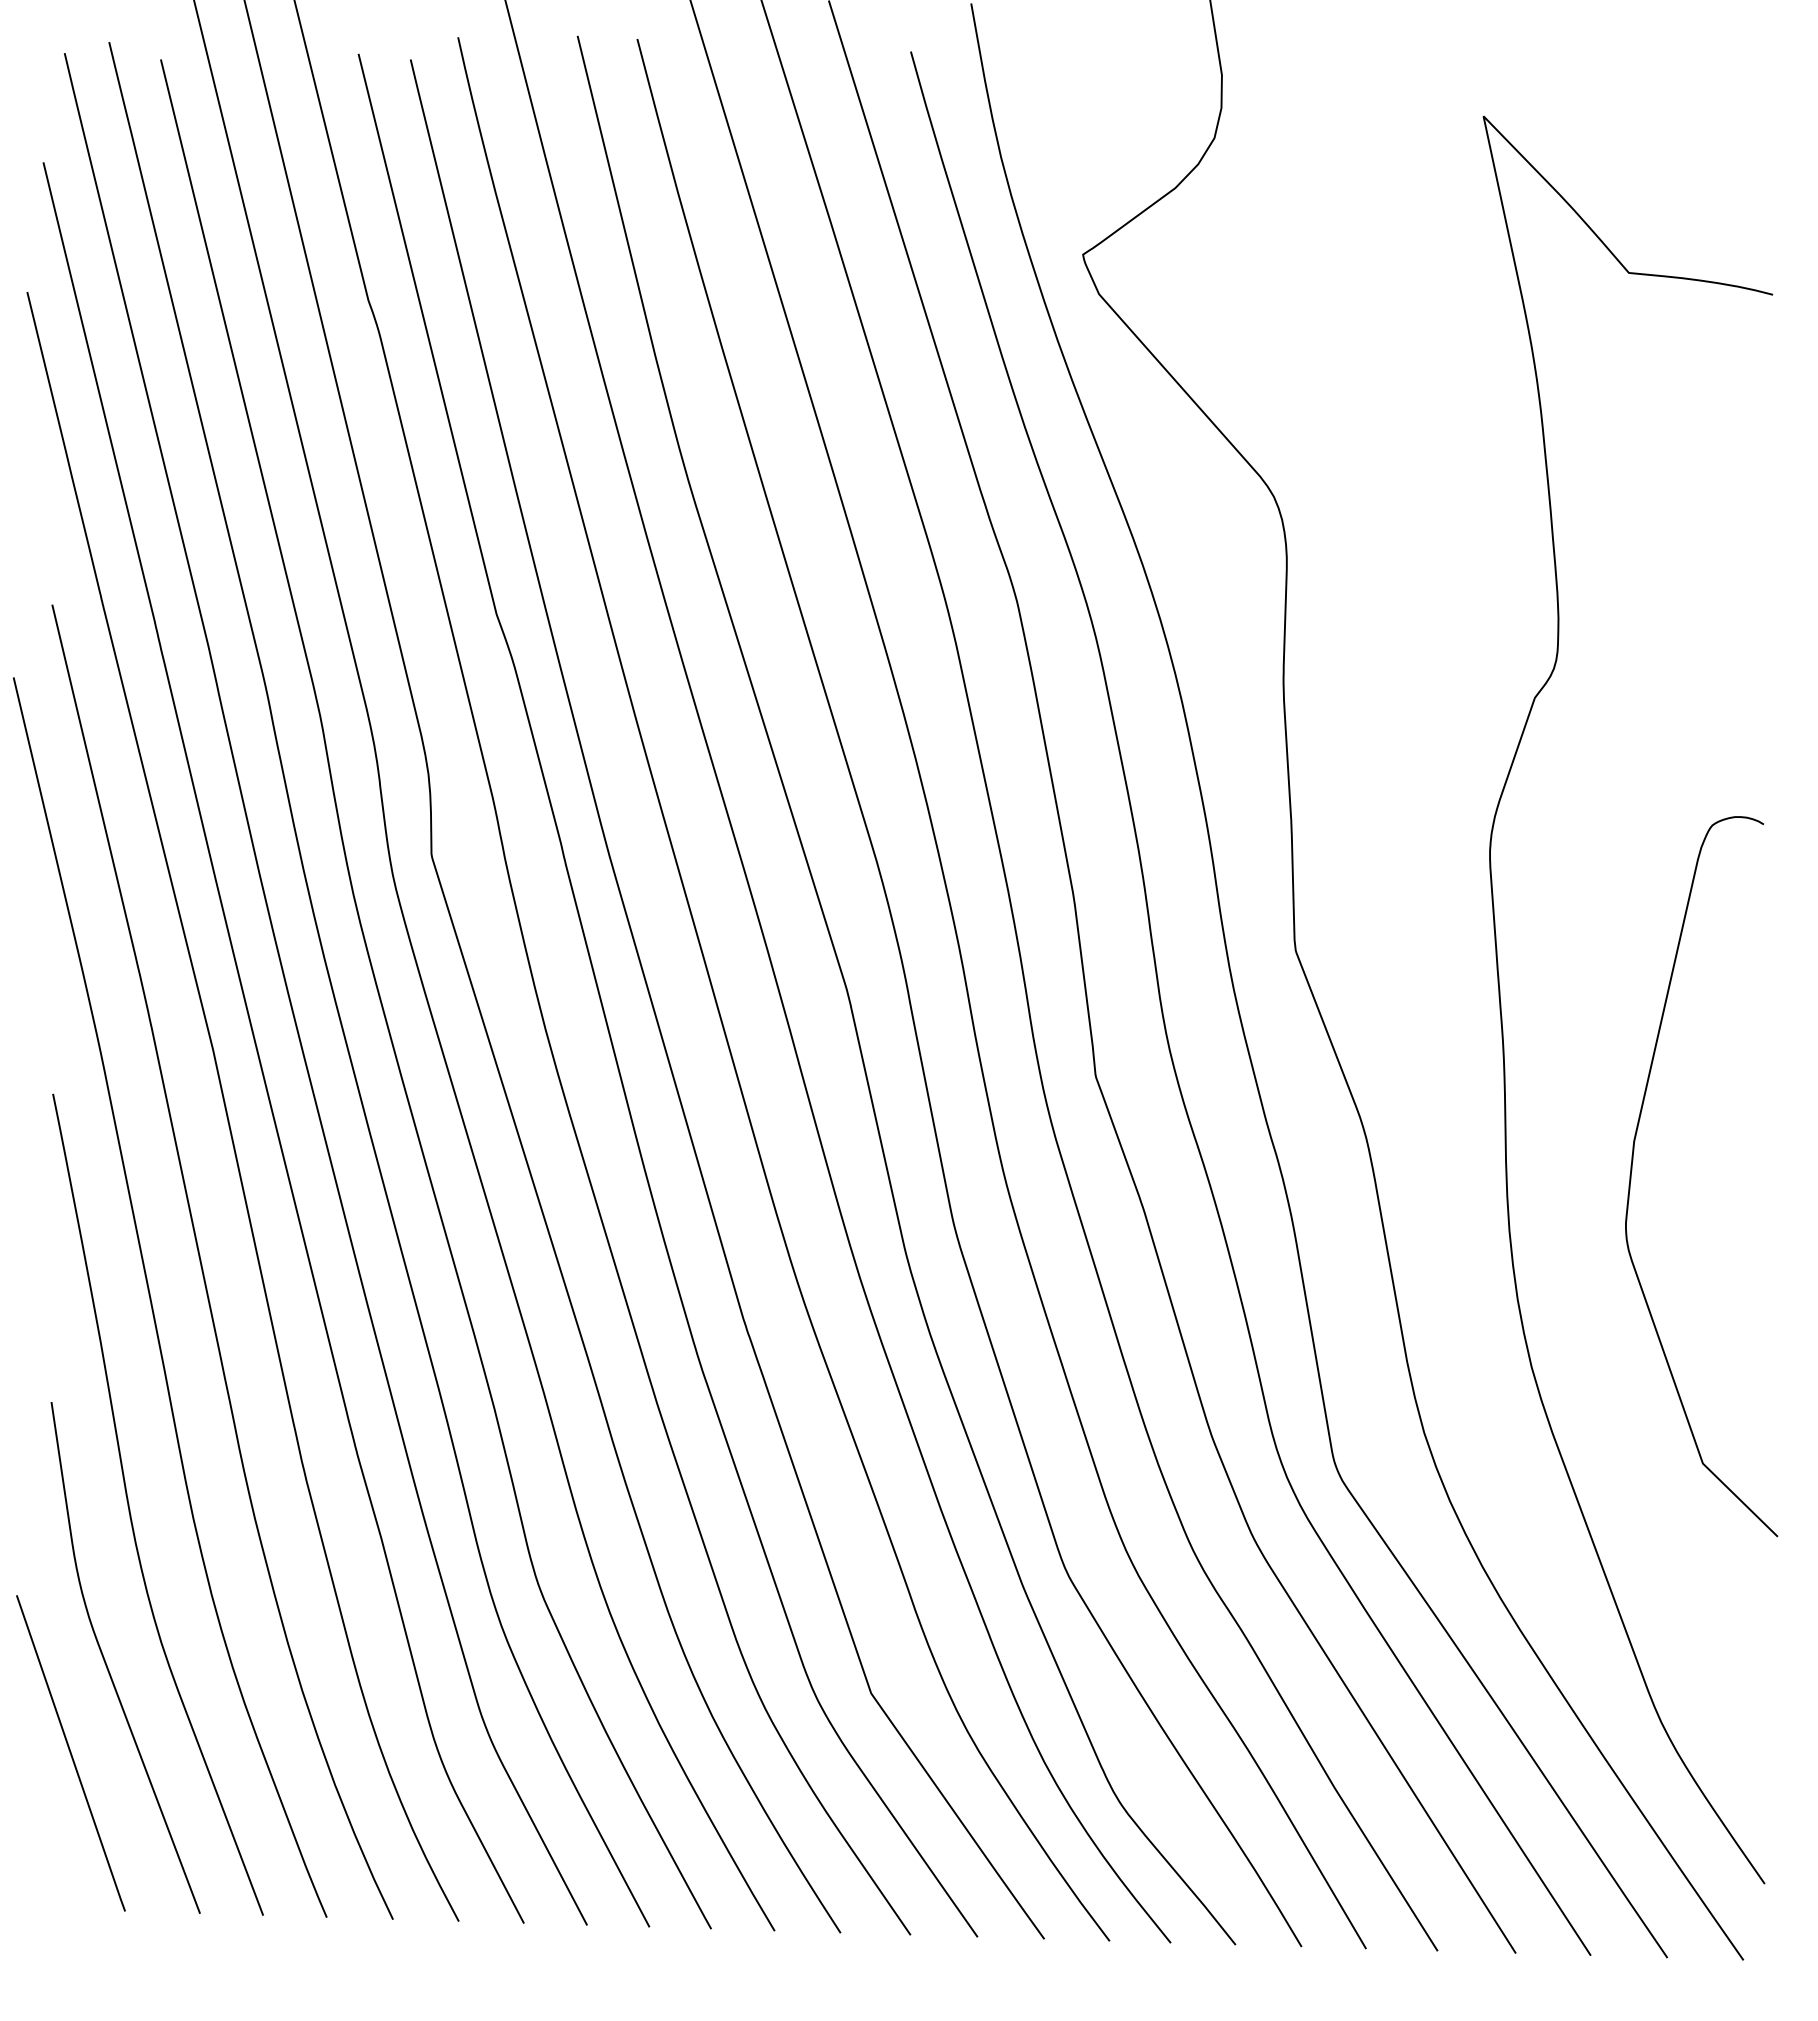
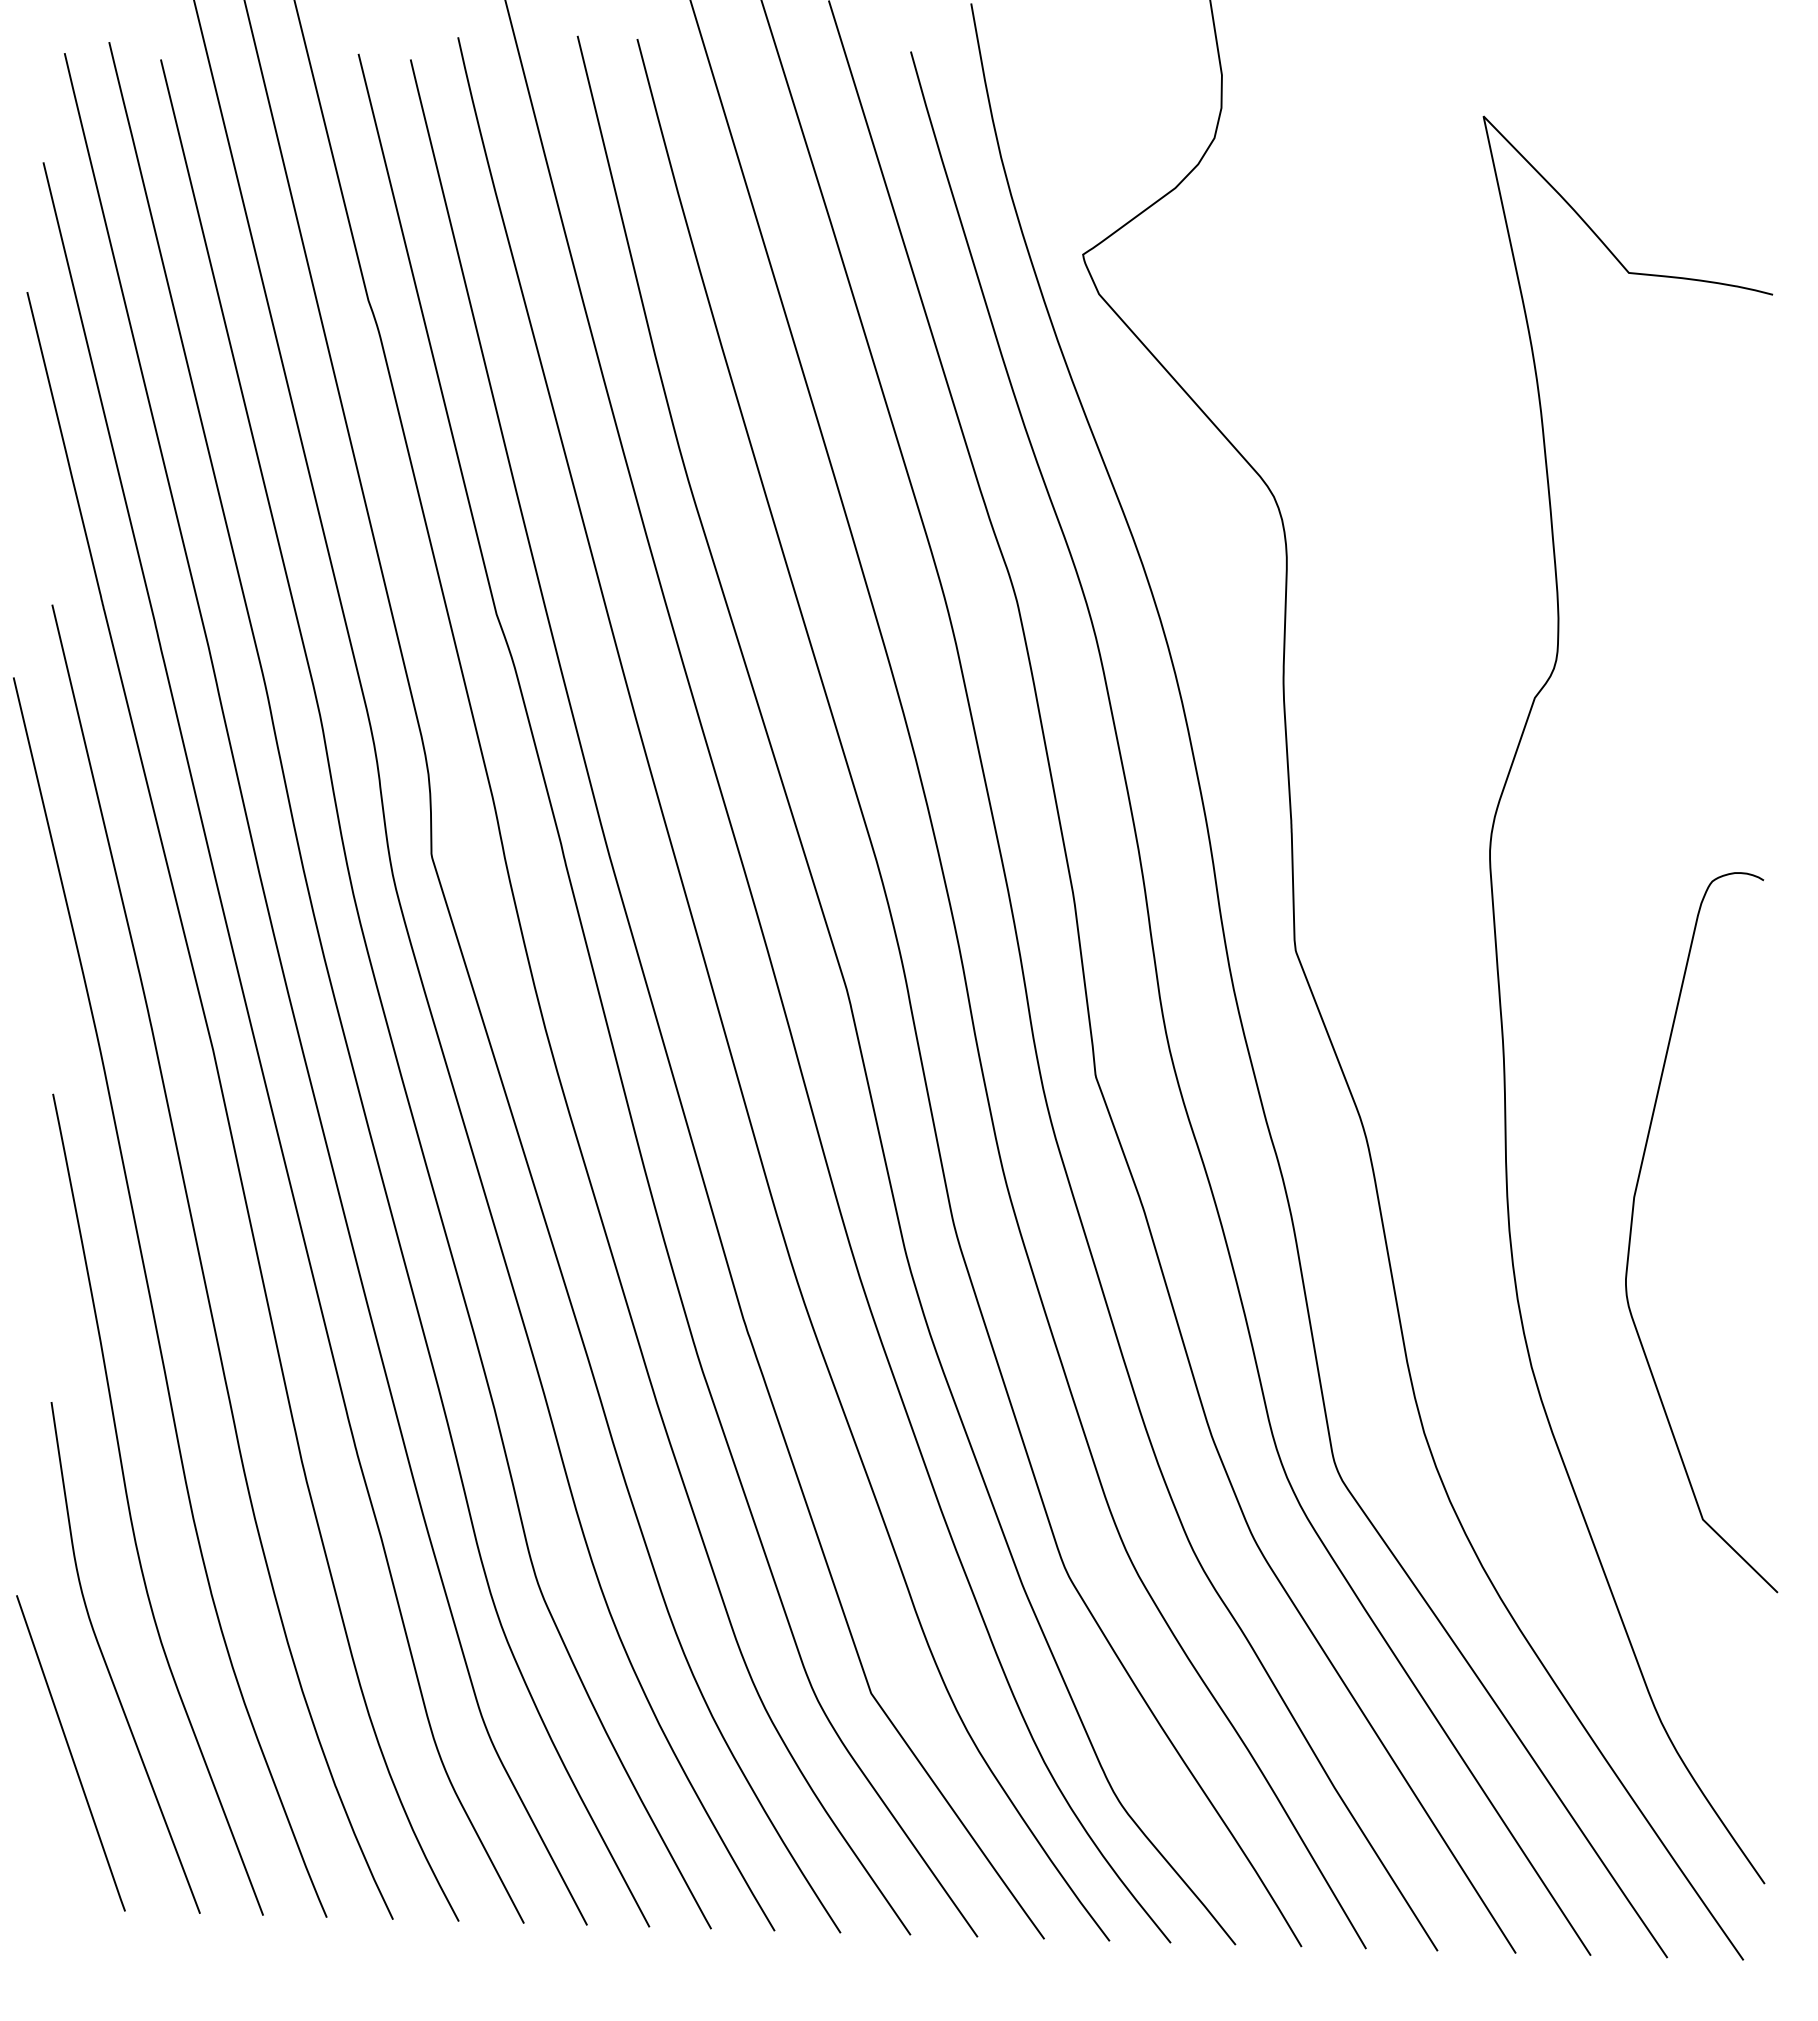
curve position: (1632, 1170) -> (1632, 1226) (1632, 1226)
